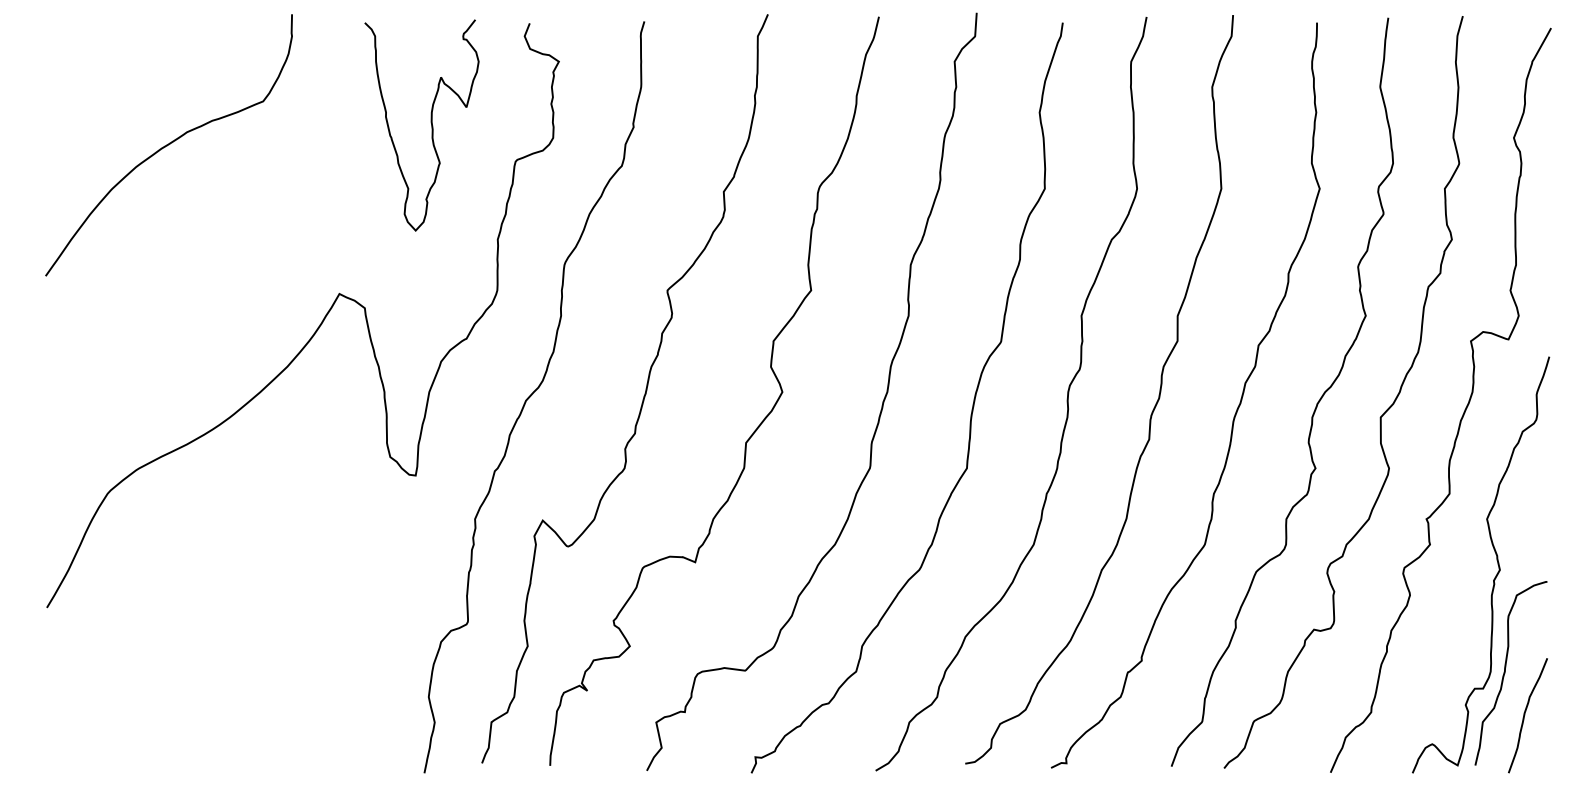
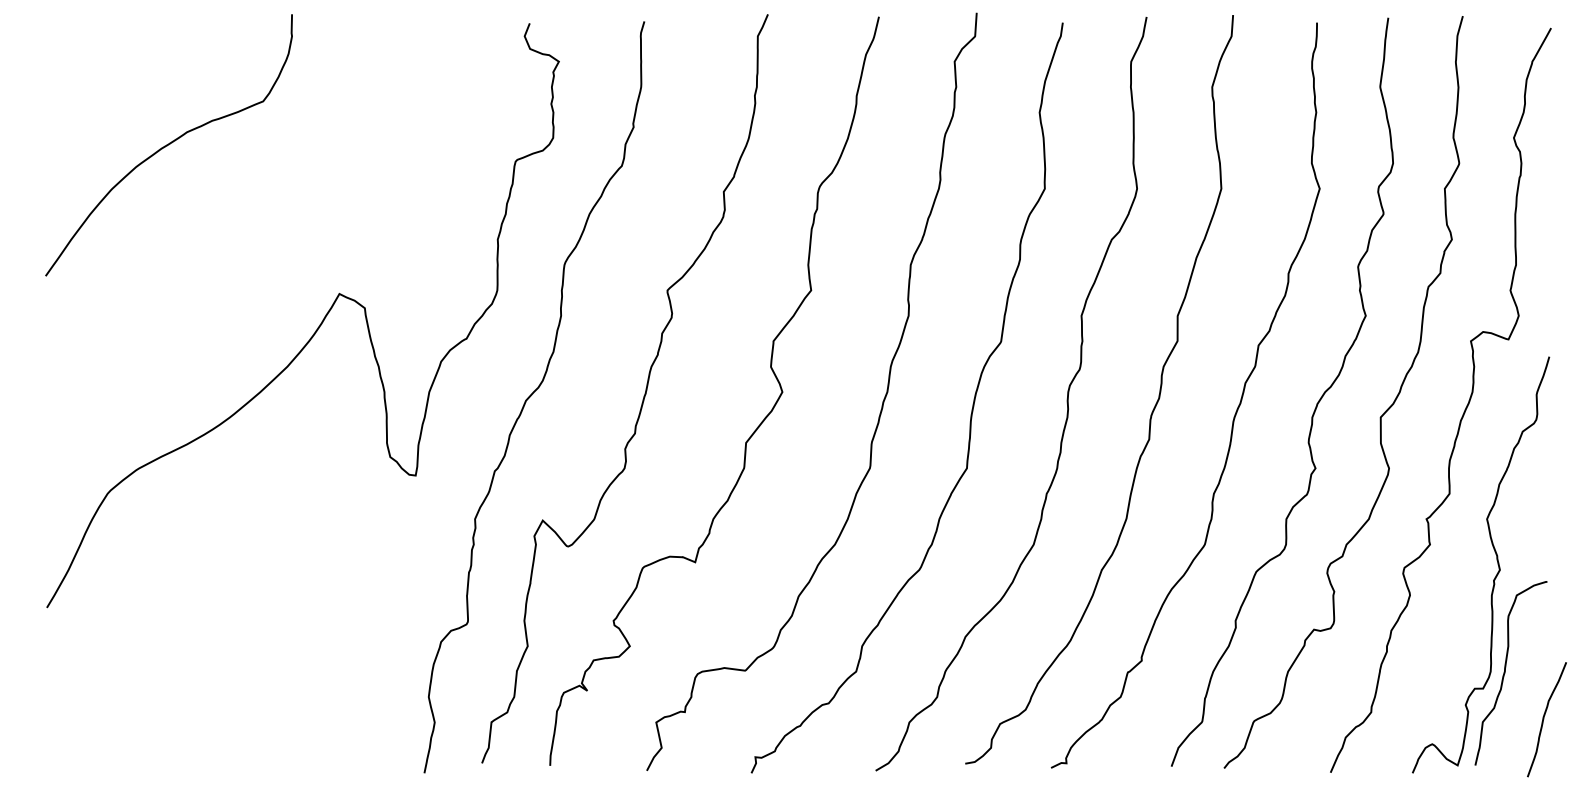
curve: present -> none (430, 122)
curve position: (1525, 715) -> (1544, 719) (1544, 719)
